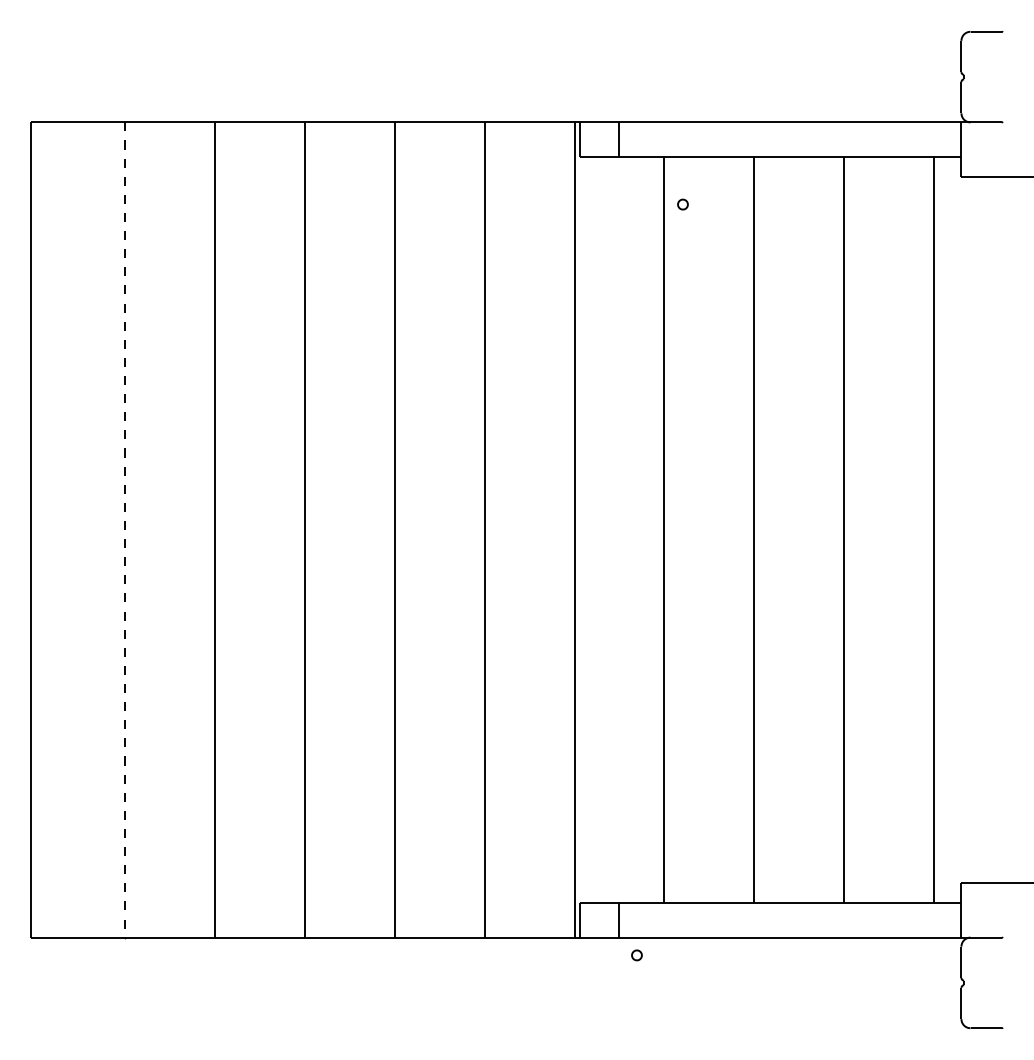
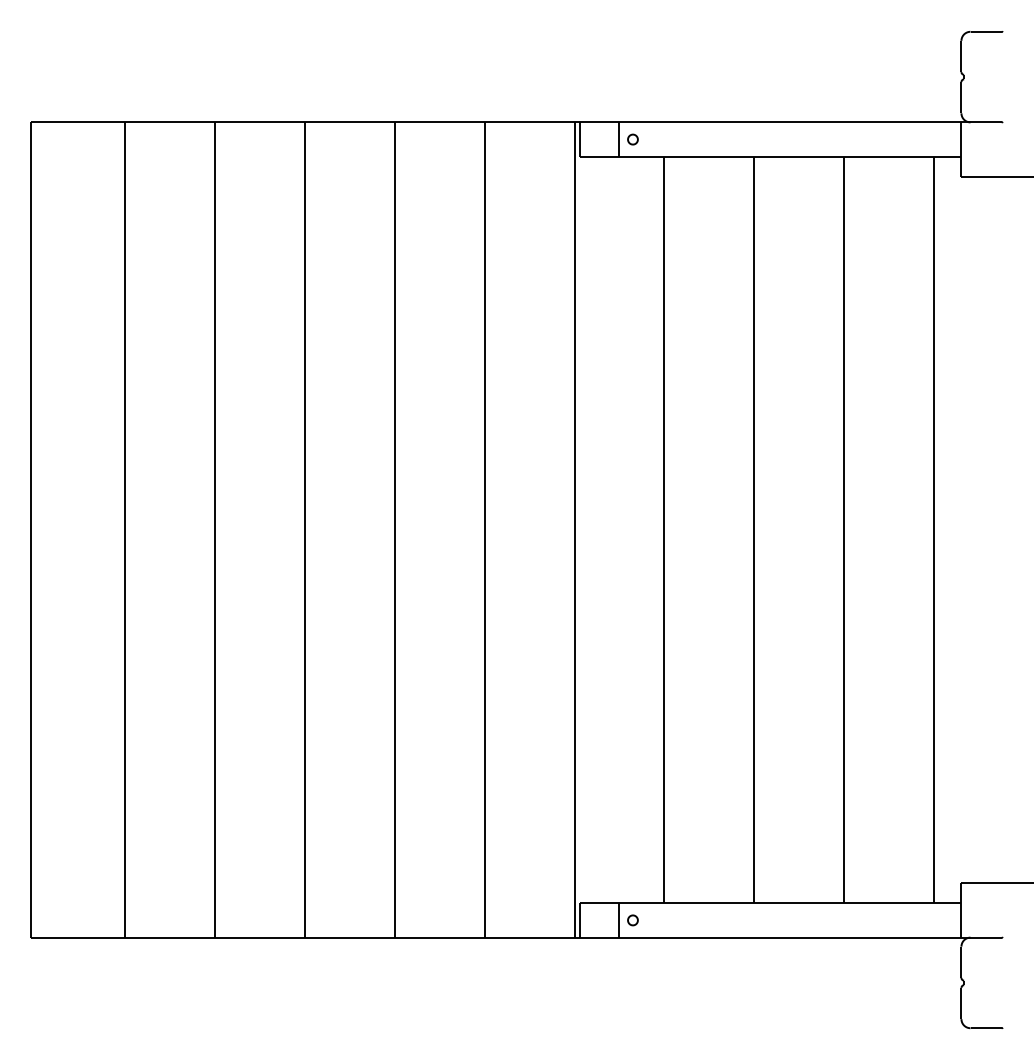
part position: (682, 204) -> (632, 139) (632, 139)
line: dashed -> solid (124, 529)
part position: (636, 955) -> (632, 920) (632, 920)
